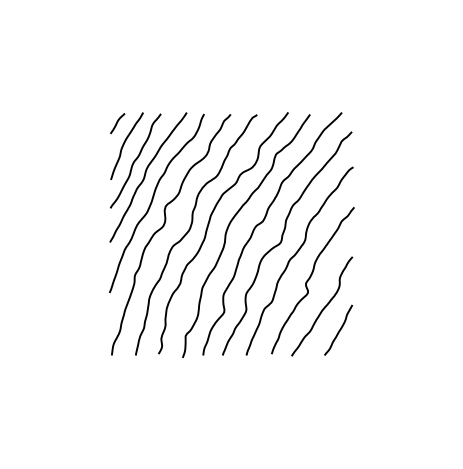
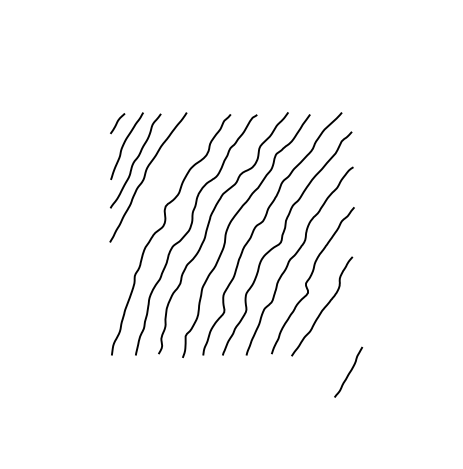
curve: present -> none (152, 202)
curve position: (339, 329) -> (349, 371) (349, 371)
